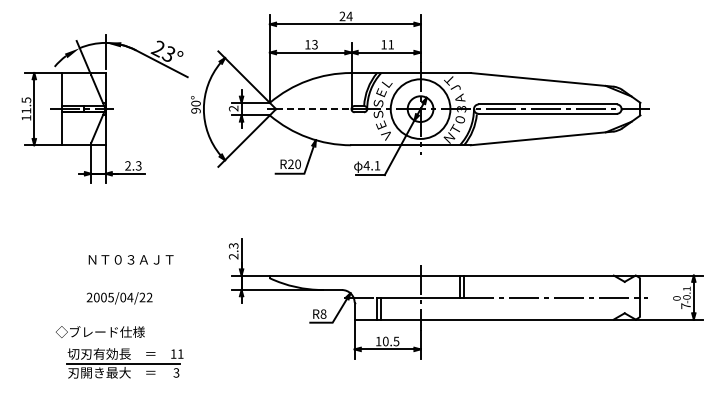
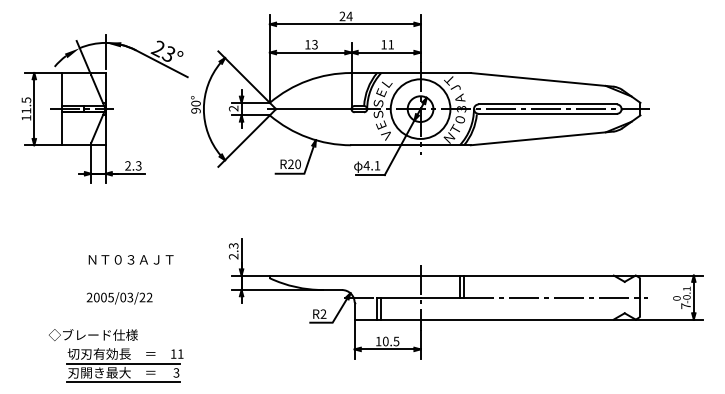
line: dashed -> solid (313, 109)
text: 2005/04/22 -> 2005/03/22 (130, 297)
text: R8 -> R2 (323, 313)
text position: (100, 331) -> (93, 334) (93, 334)
line: none -> present (123, 382)
